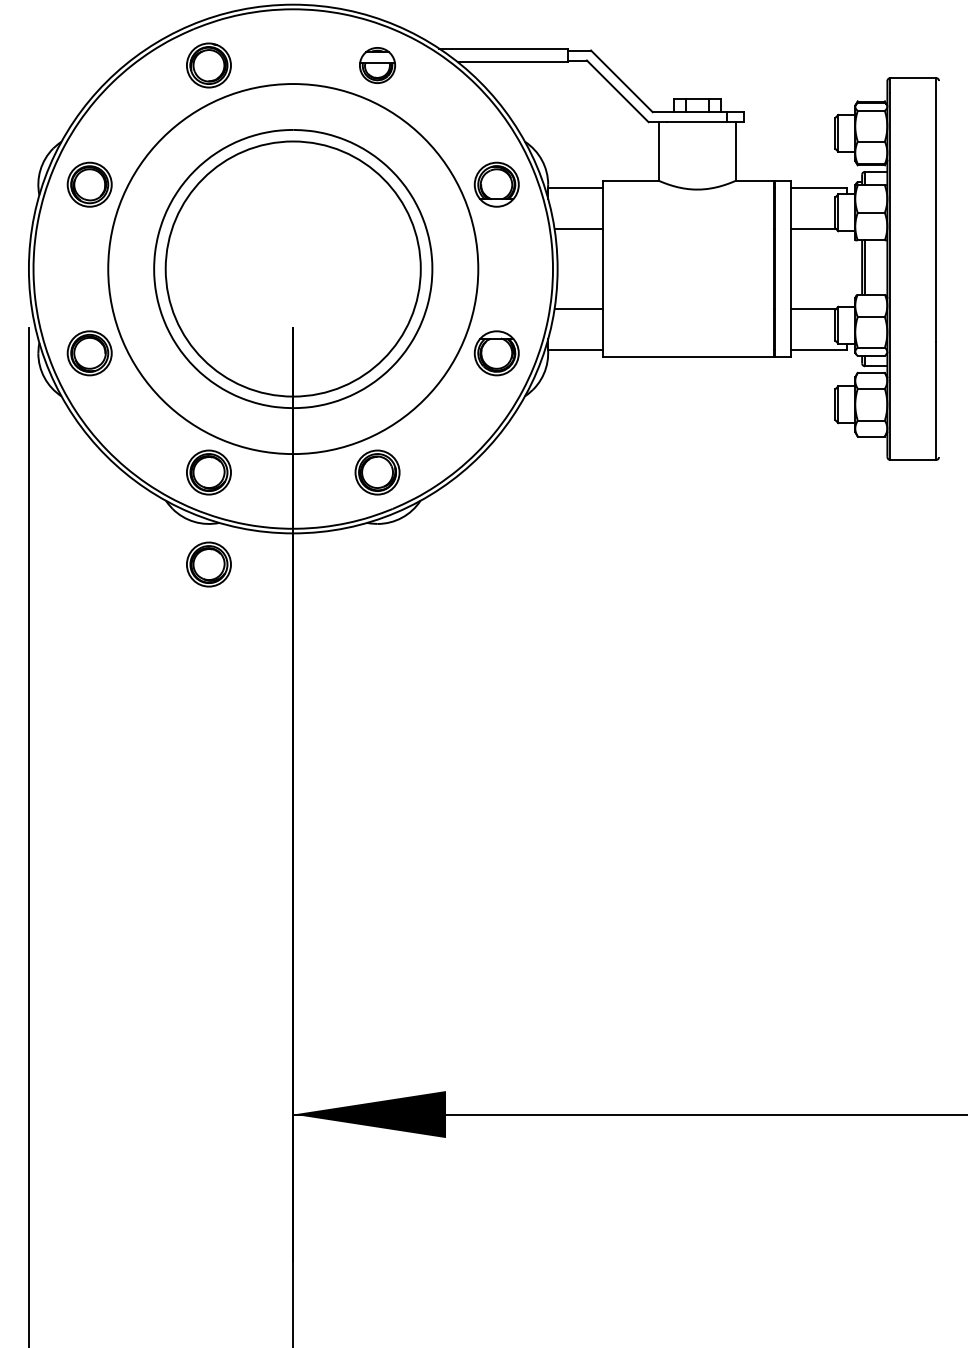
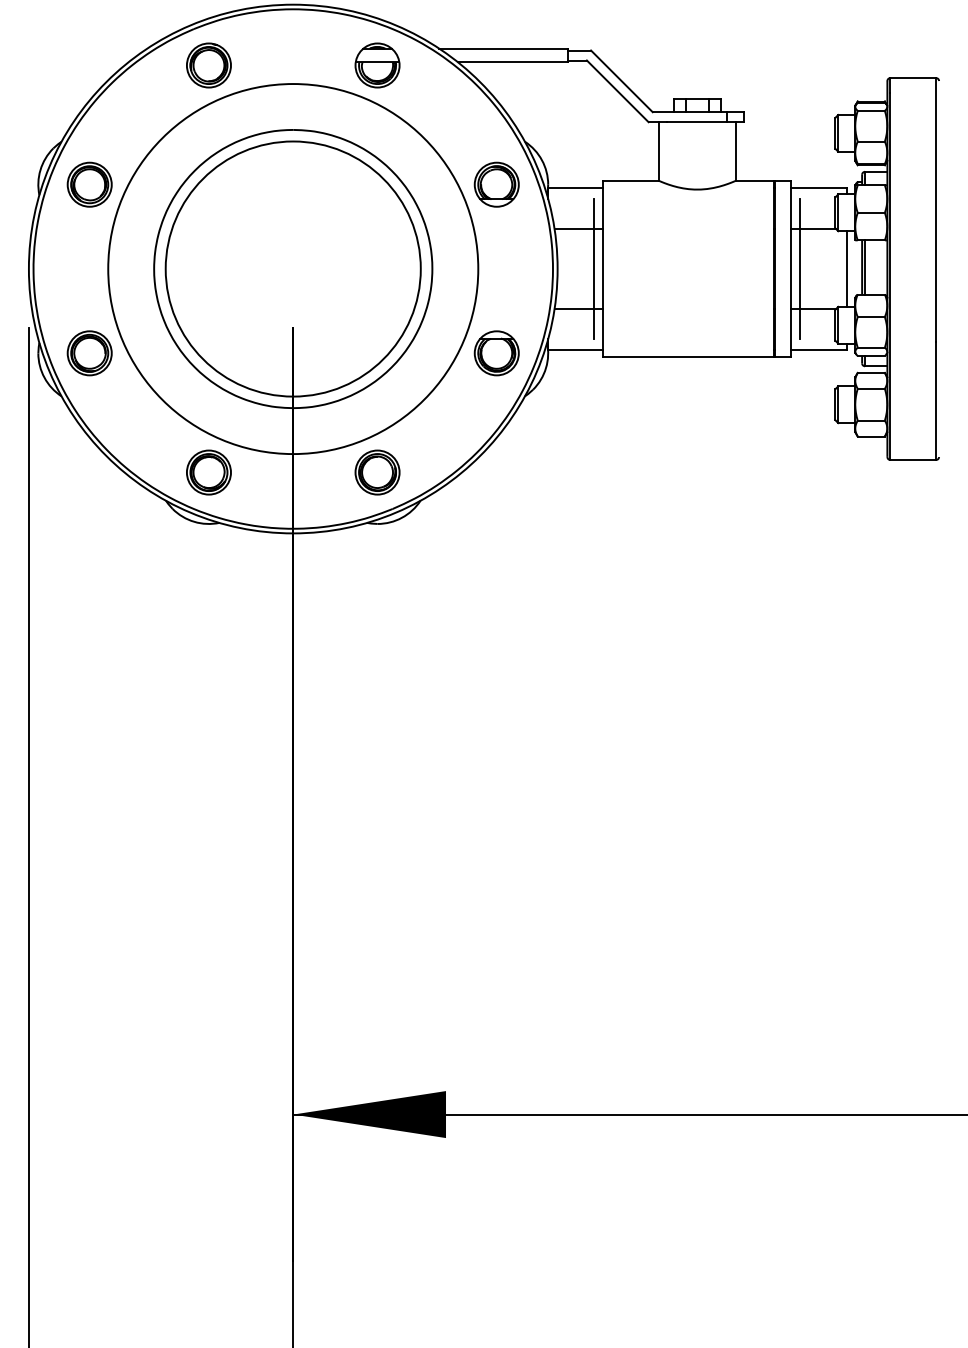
part size: 38x37 px -> 47x47 px (377, 65)
line: none -> present (594, 268)
line: none -> present (800, 268)
line: none -> present (846, 268)
part: present -> none (208, 564)
